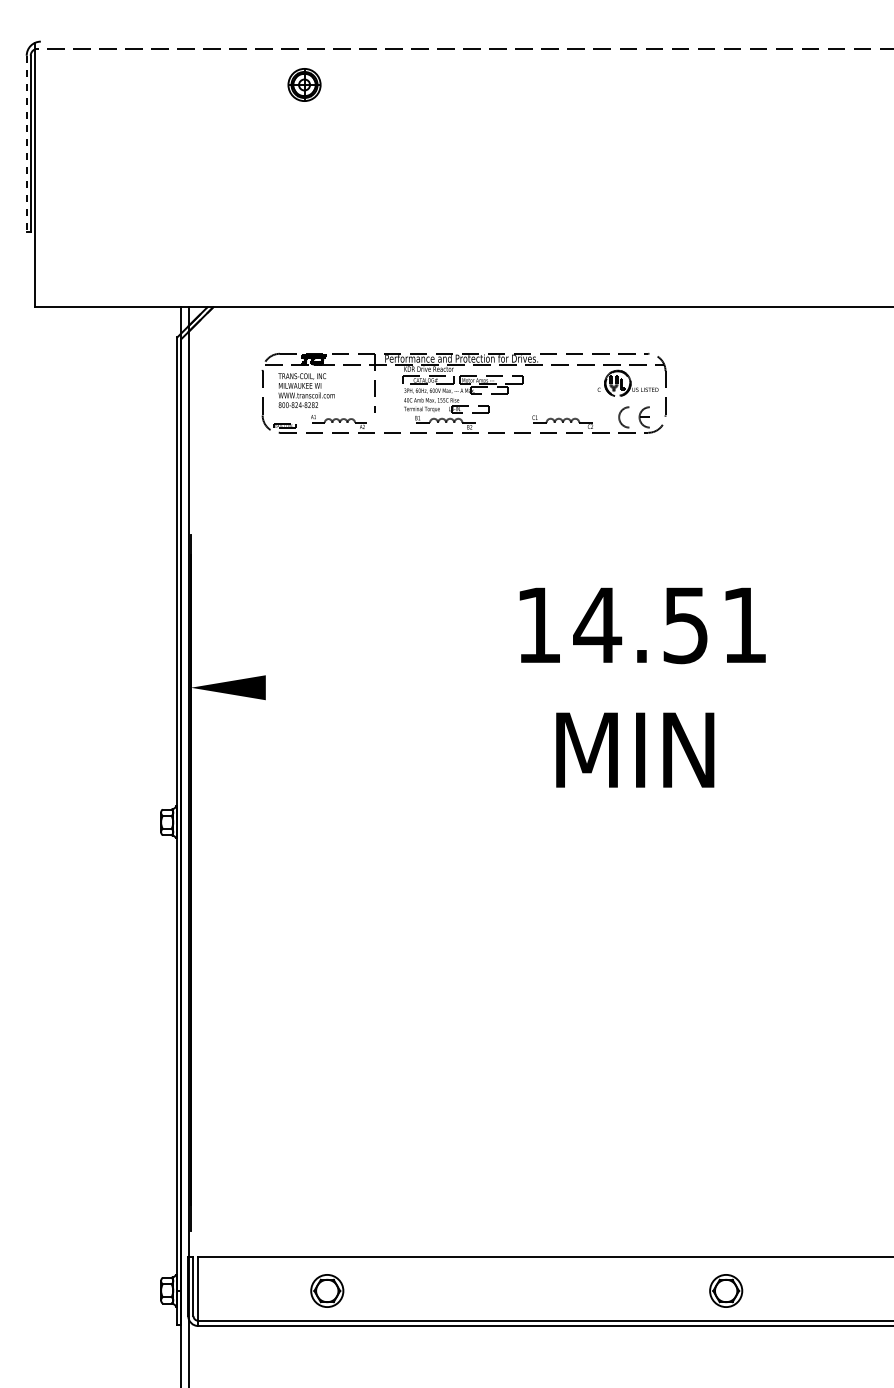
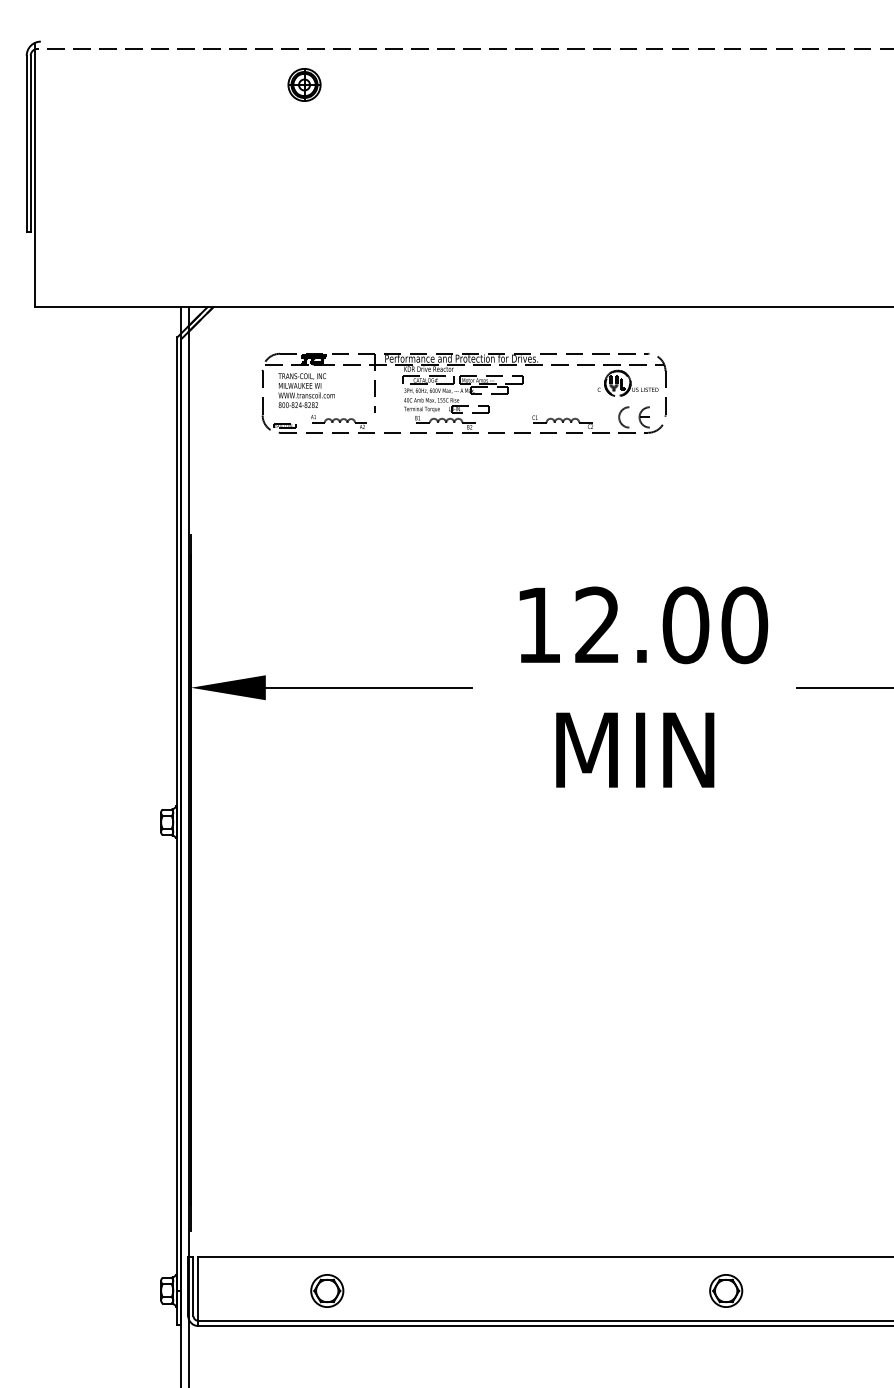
line: dashed -> solid (26, 144)
text: 14.51 -> 12.00 (670, 625)
line: none -> present (368, 687)
line: none -> present (843, 687)
